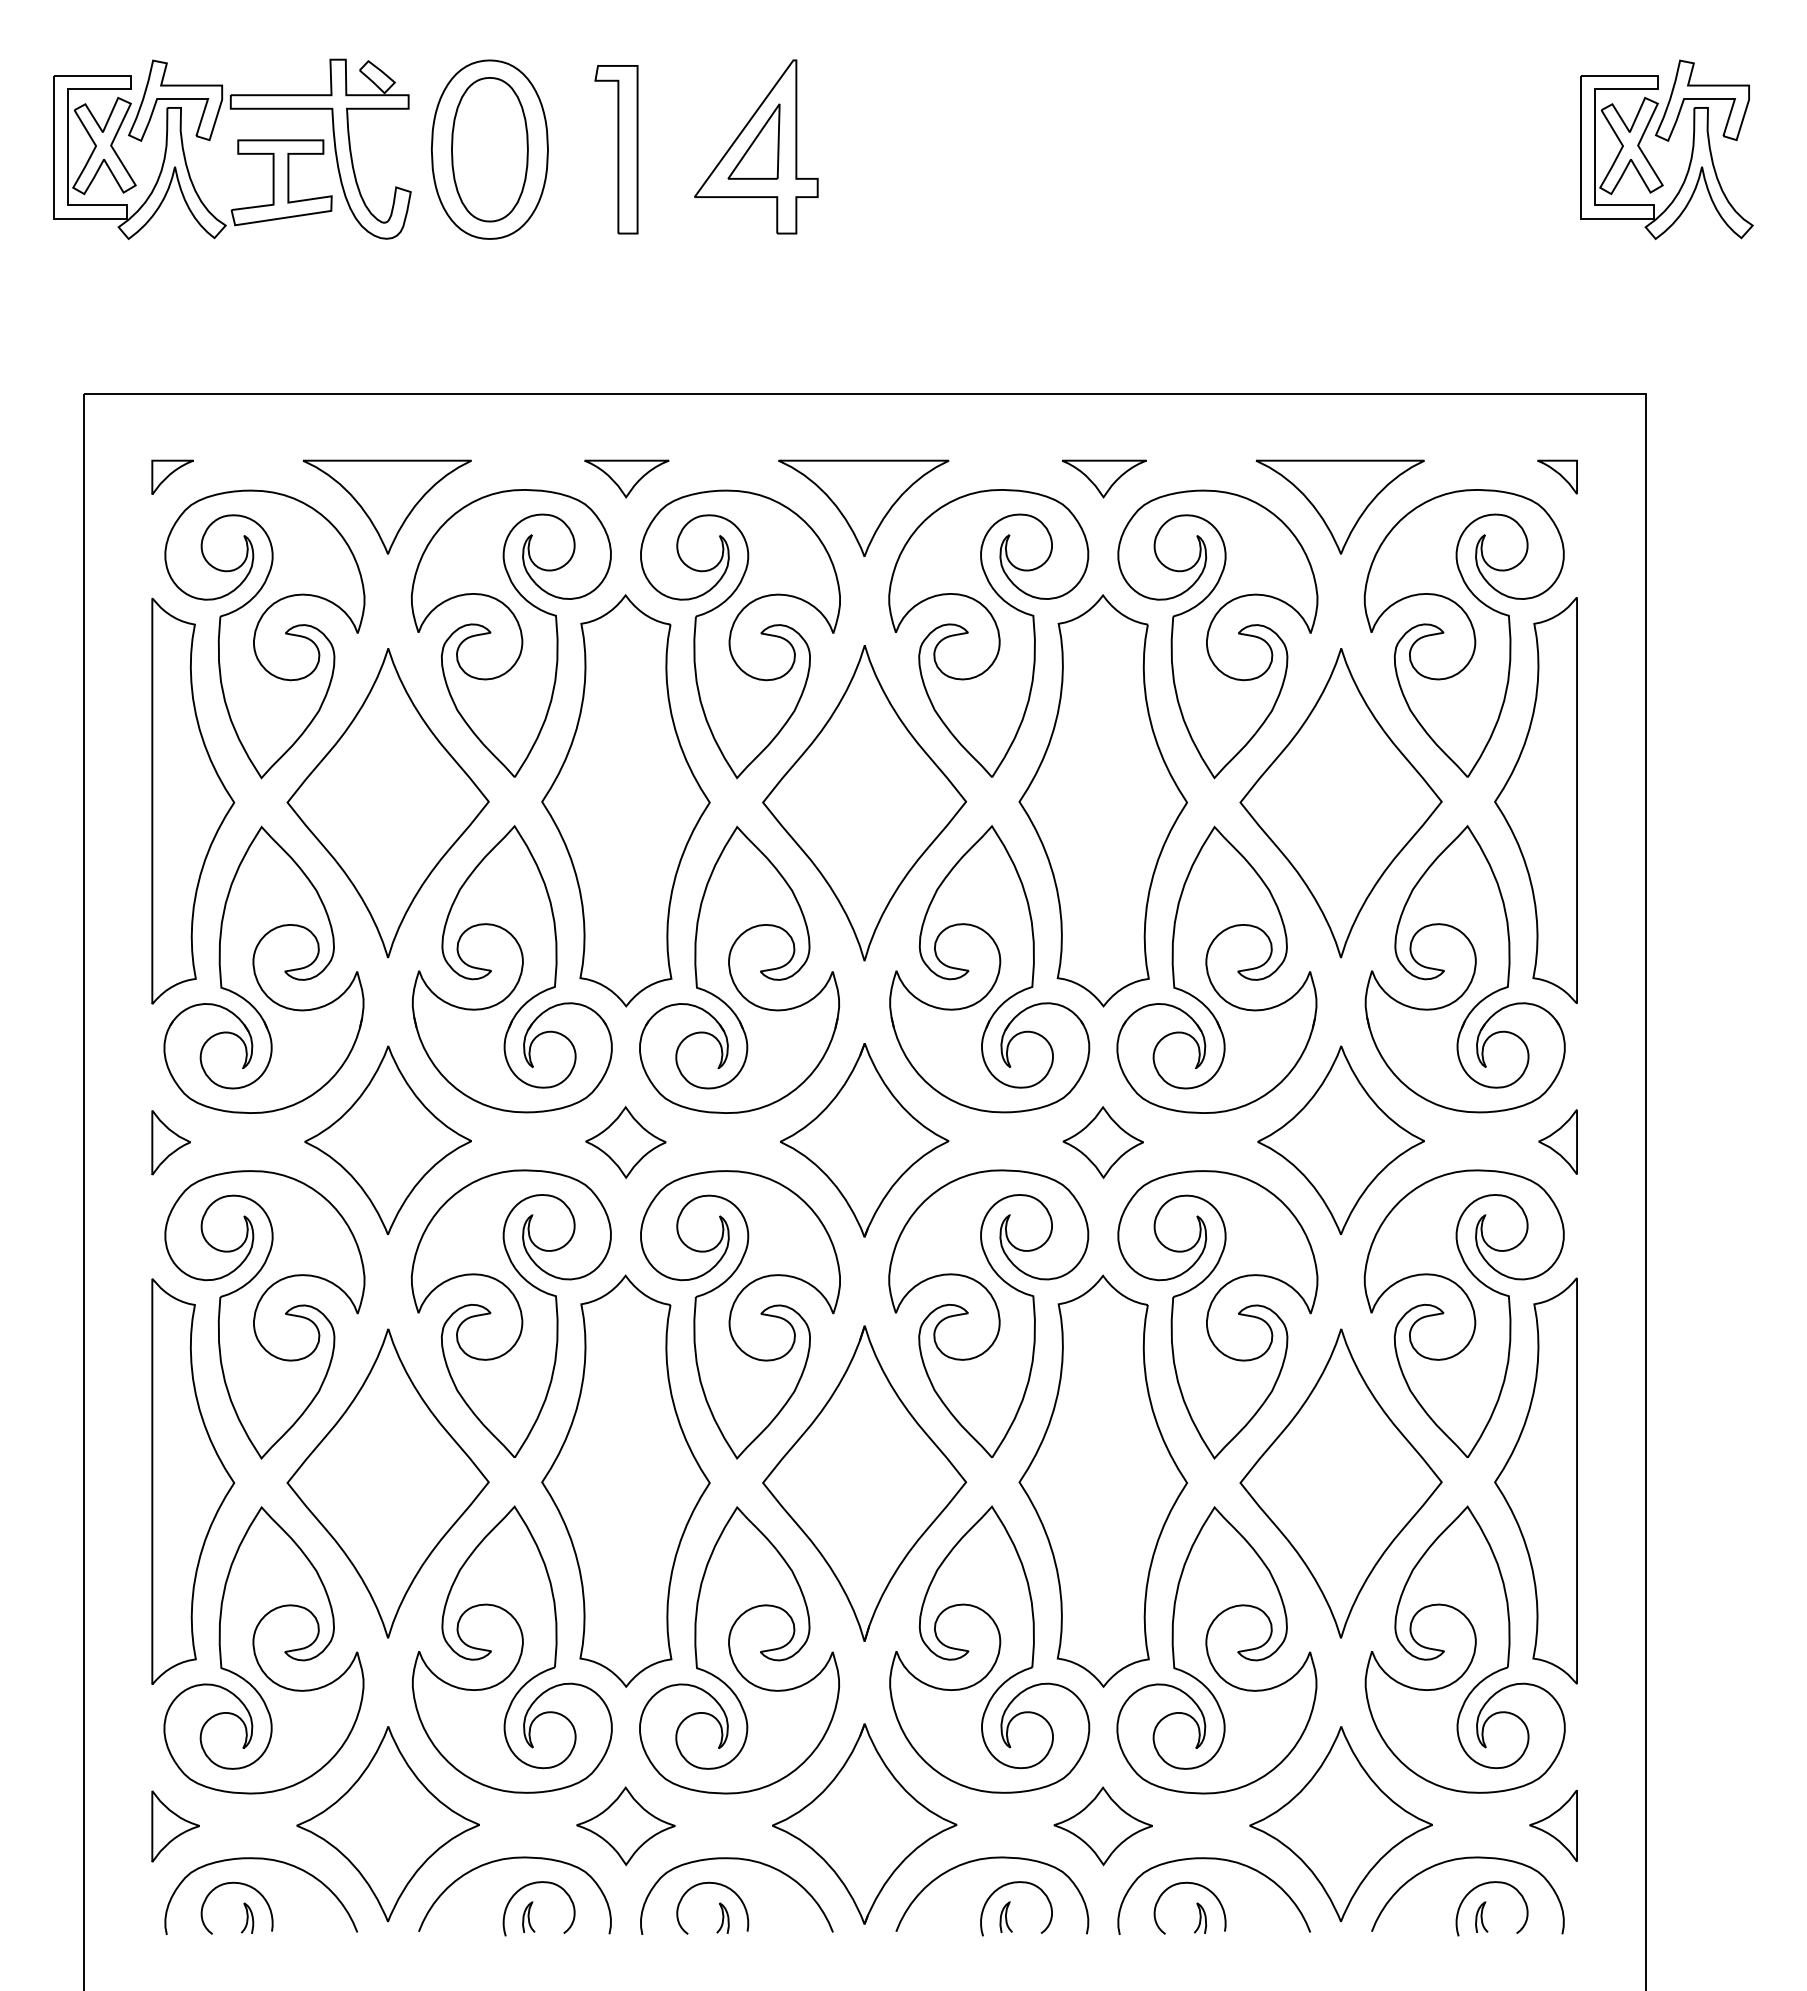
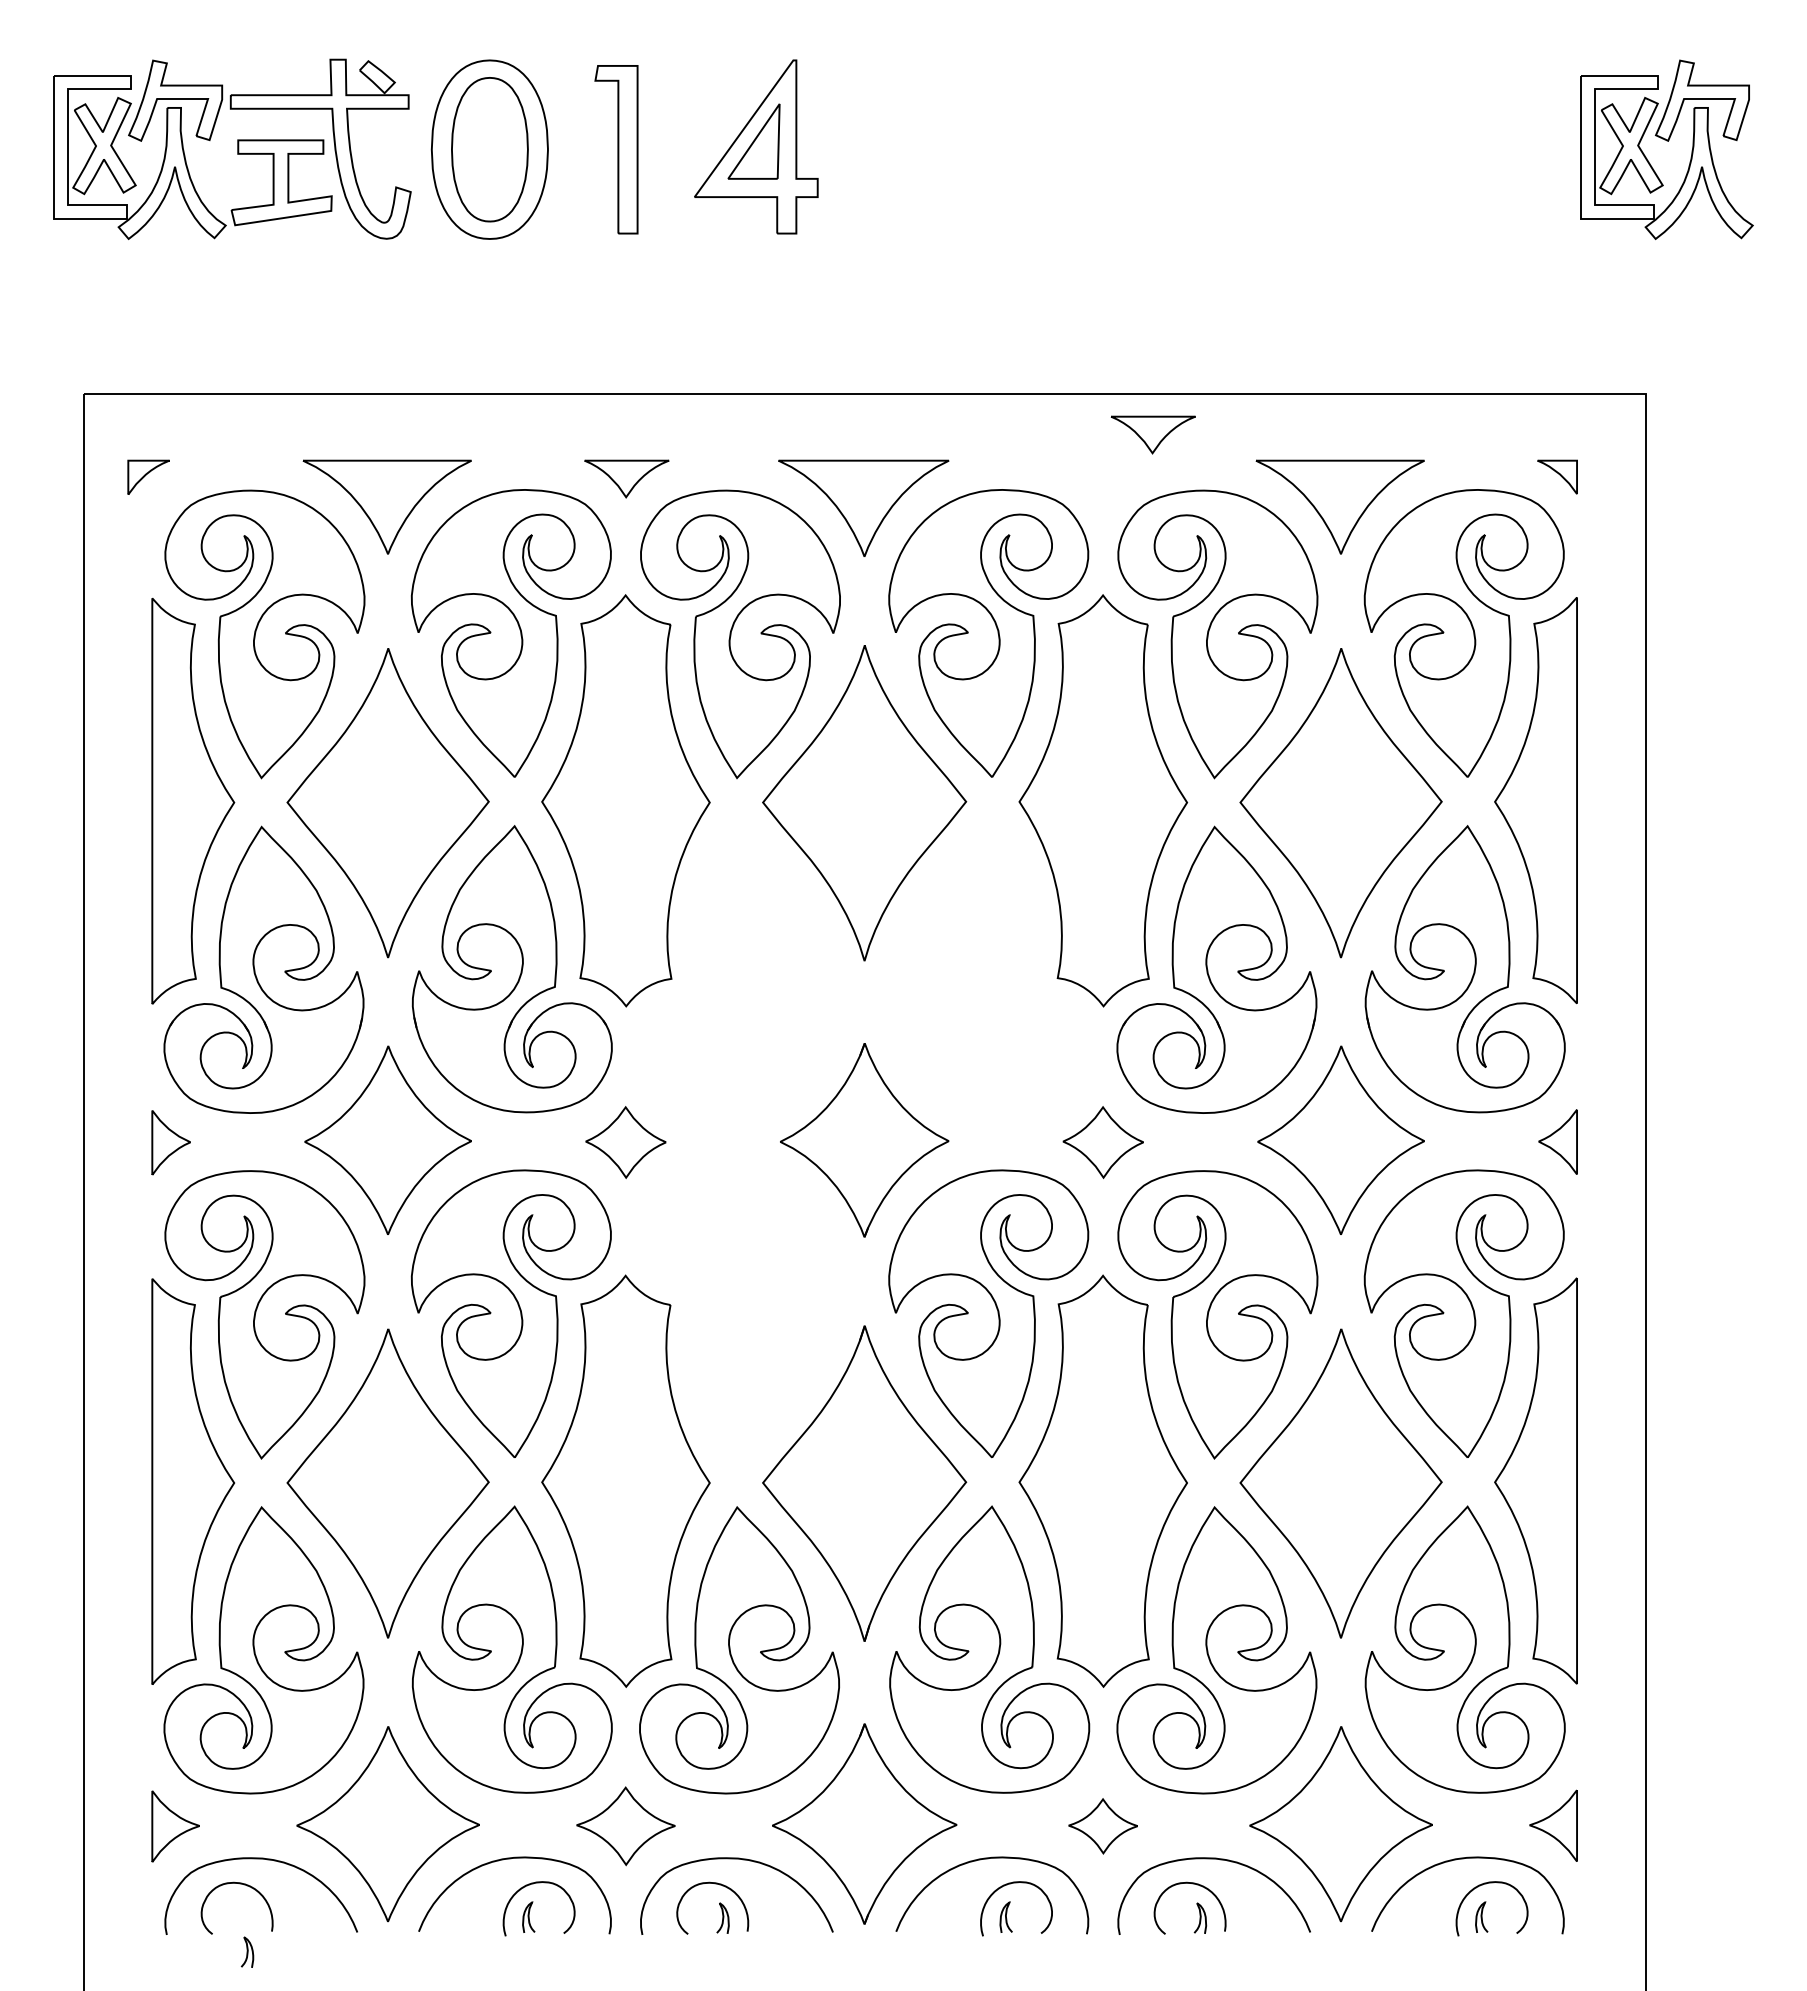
part position: (172, 476) -> (148, 476) (148, 476)
part position: (1103, 478) -> (1152, 434) (1152, 434)
part: present -> none (731, 972)
part: present -> none (997, 973)
part: present -> none (732, 1311)
part size: 100x81 px -> 70x57 px (1102, 1826)
curve position: (247, 1917) -> (247, 1951) (247, 1951)
